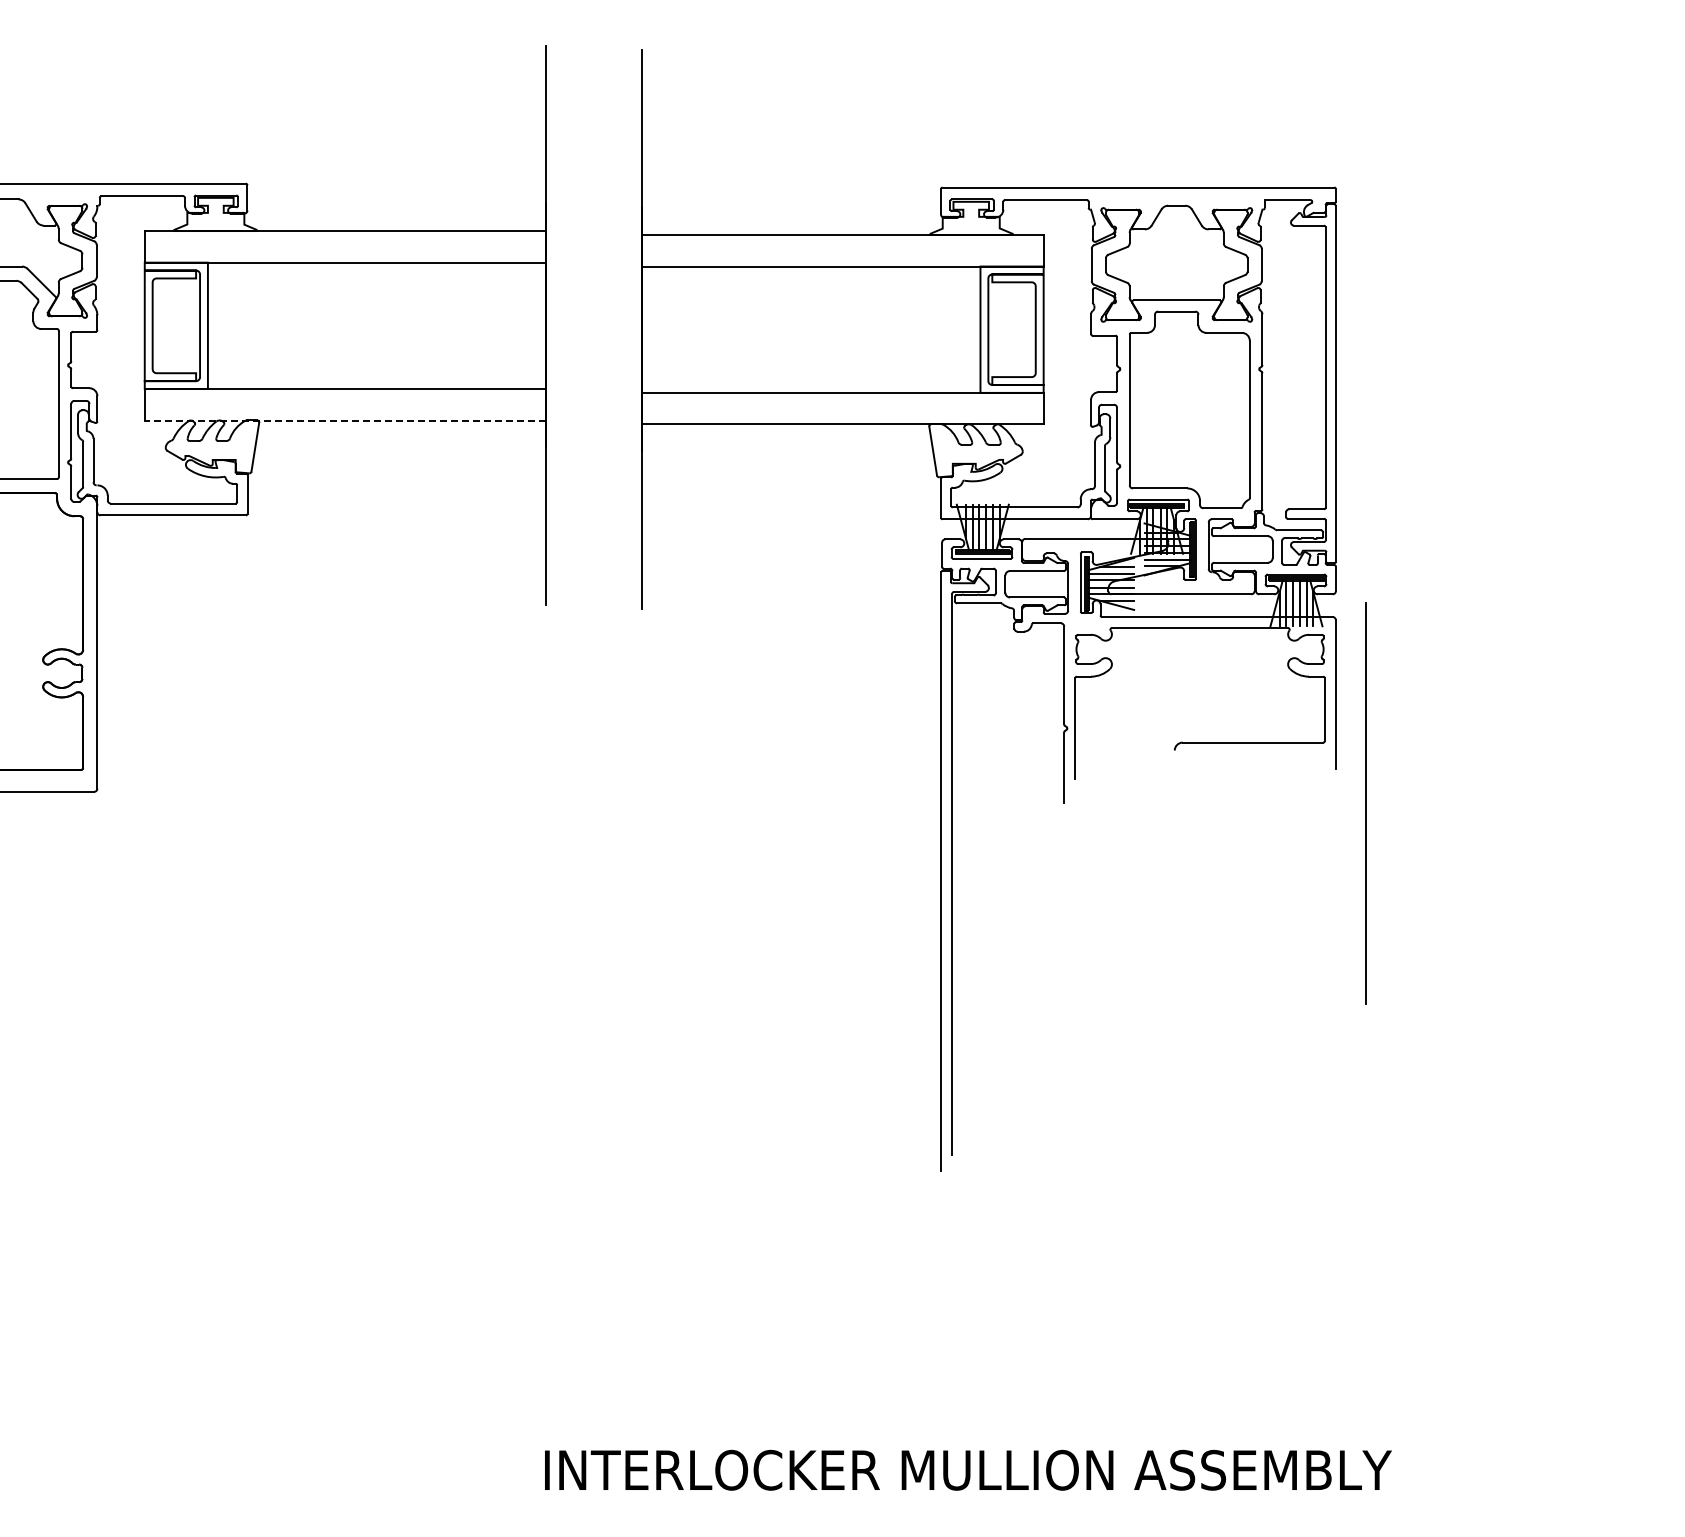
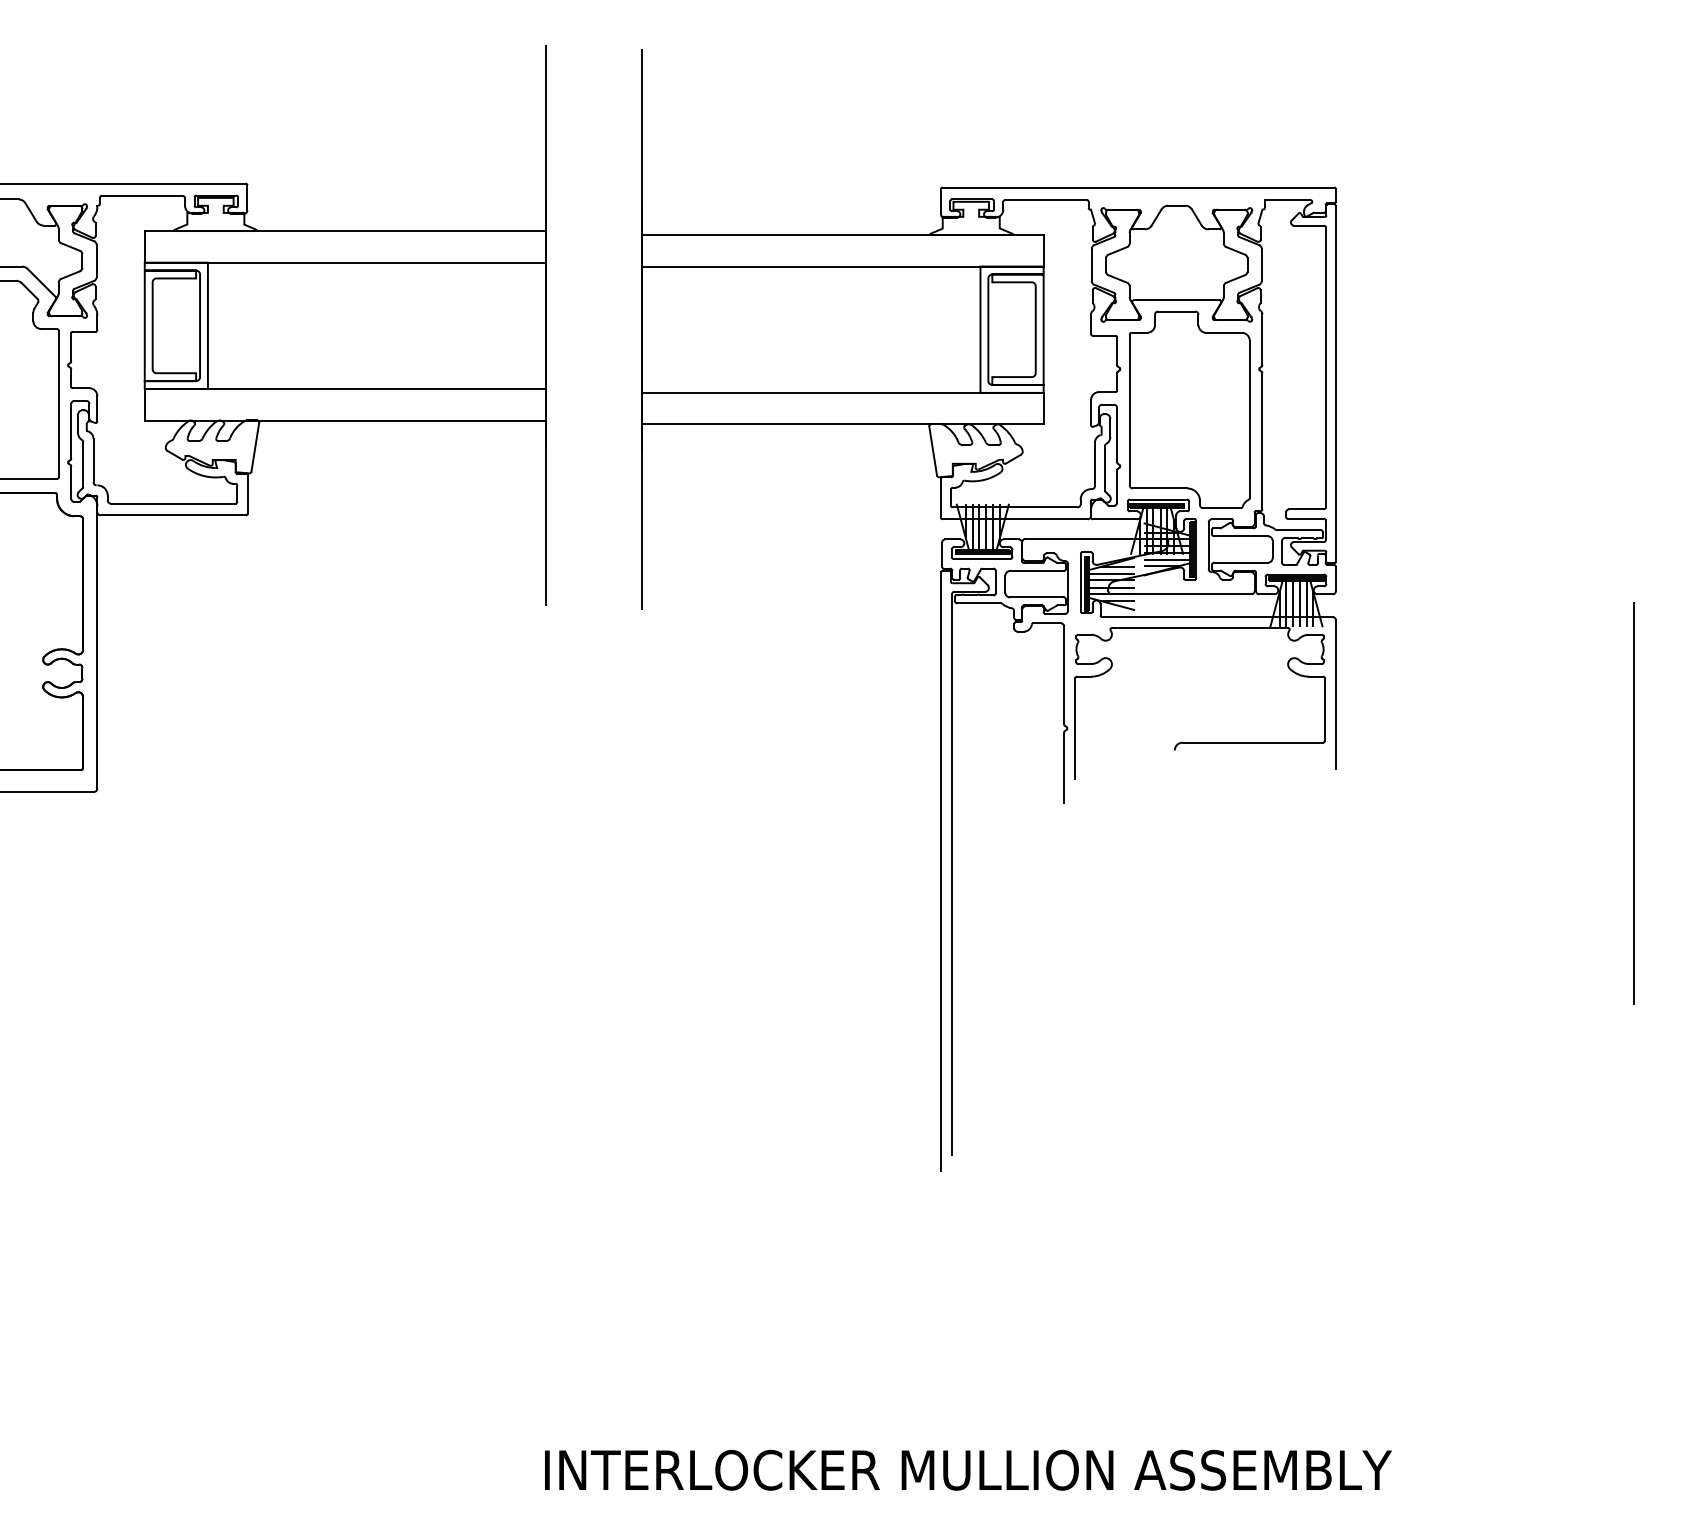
line: dashed -> solid (345, 420)
line position: (1365, 803) -> (1633, 803) (1633, 803)
